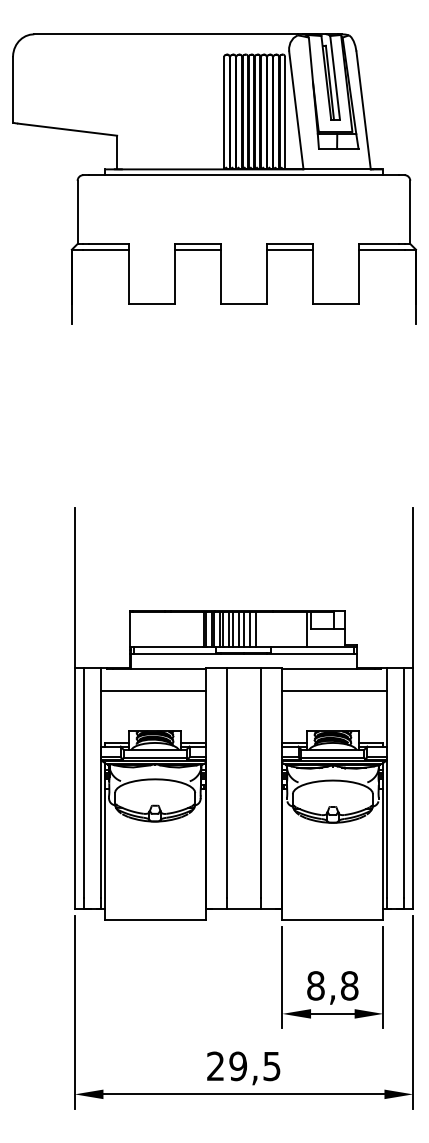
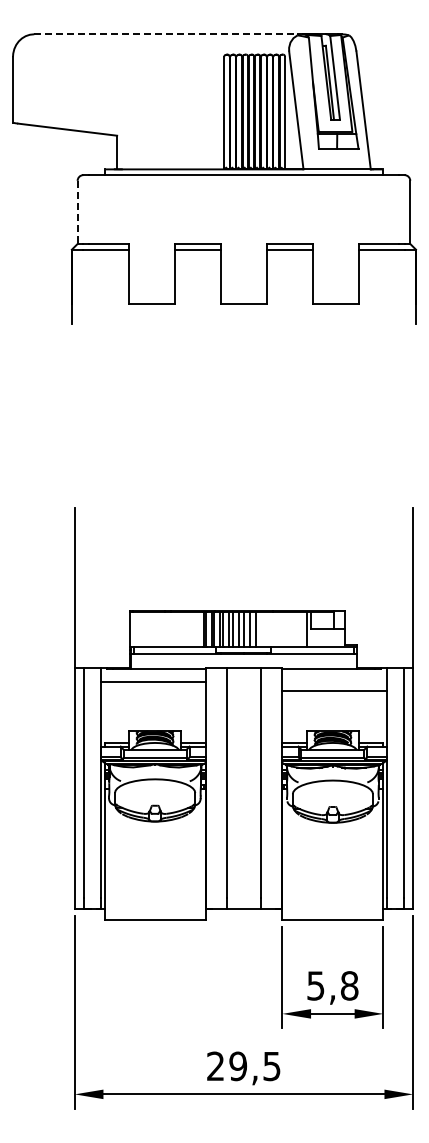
line: solid -> dashed (166, 34)
line: solid -> dashed (77, 212)
line position: (153, 691) -> (153, 682) (153, 682)
text: 8,8 -> 5,8 (315, 985)
